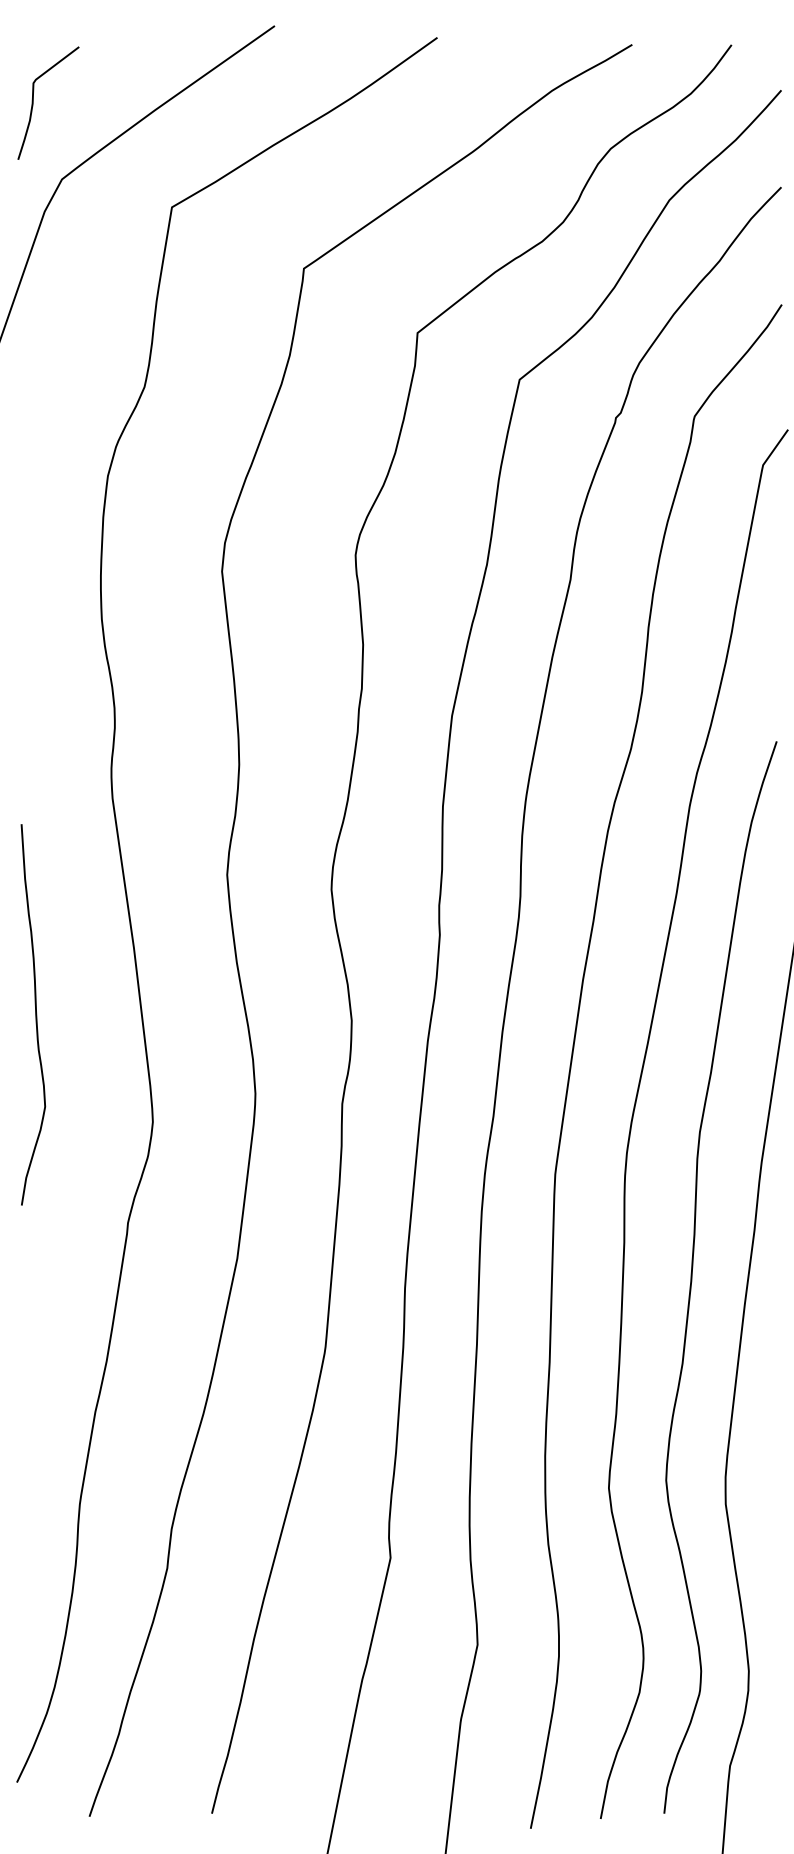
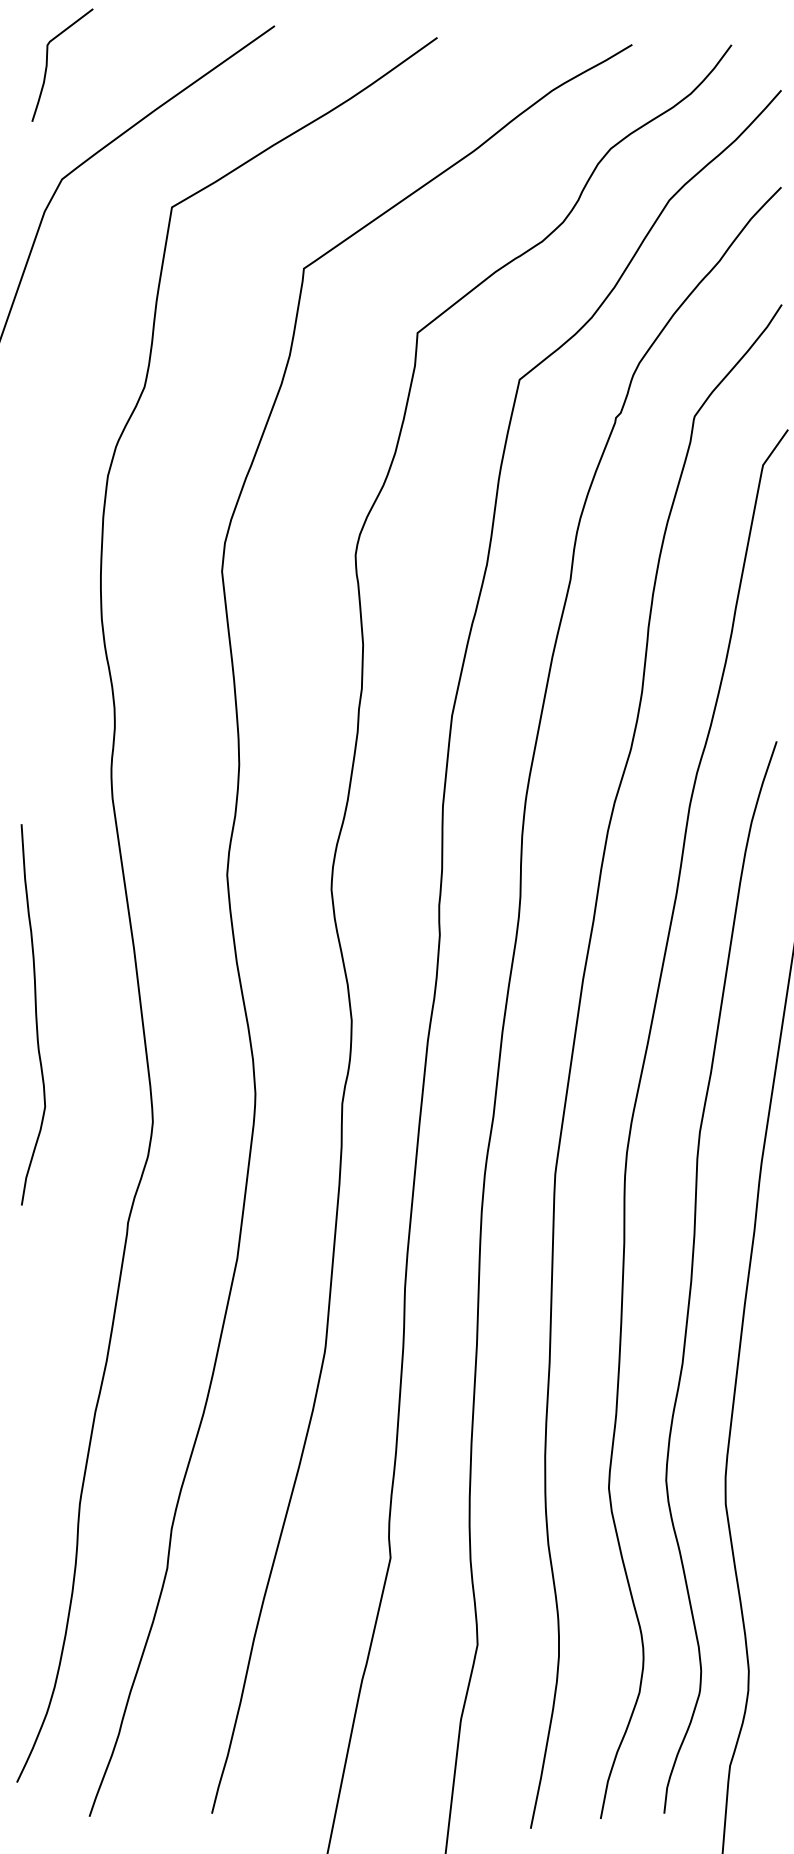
curve position: (33, 102) -> (47, 64) (47, 64)
